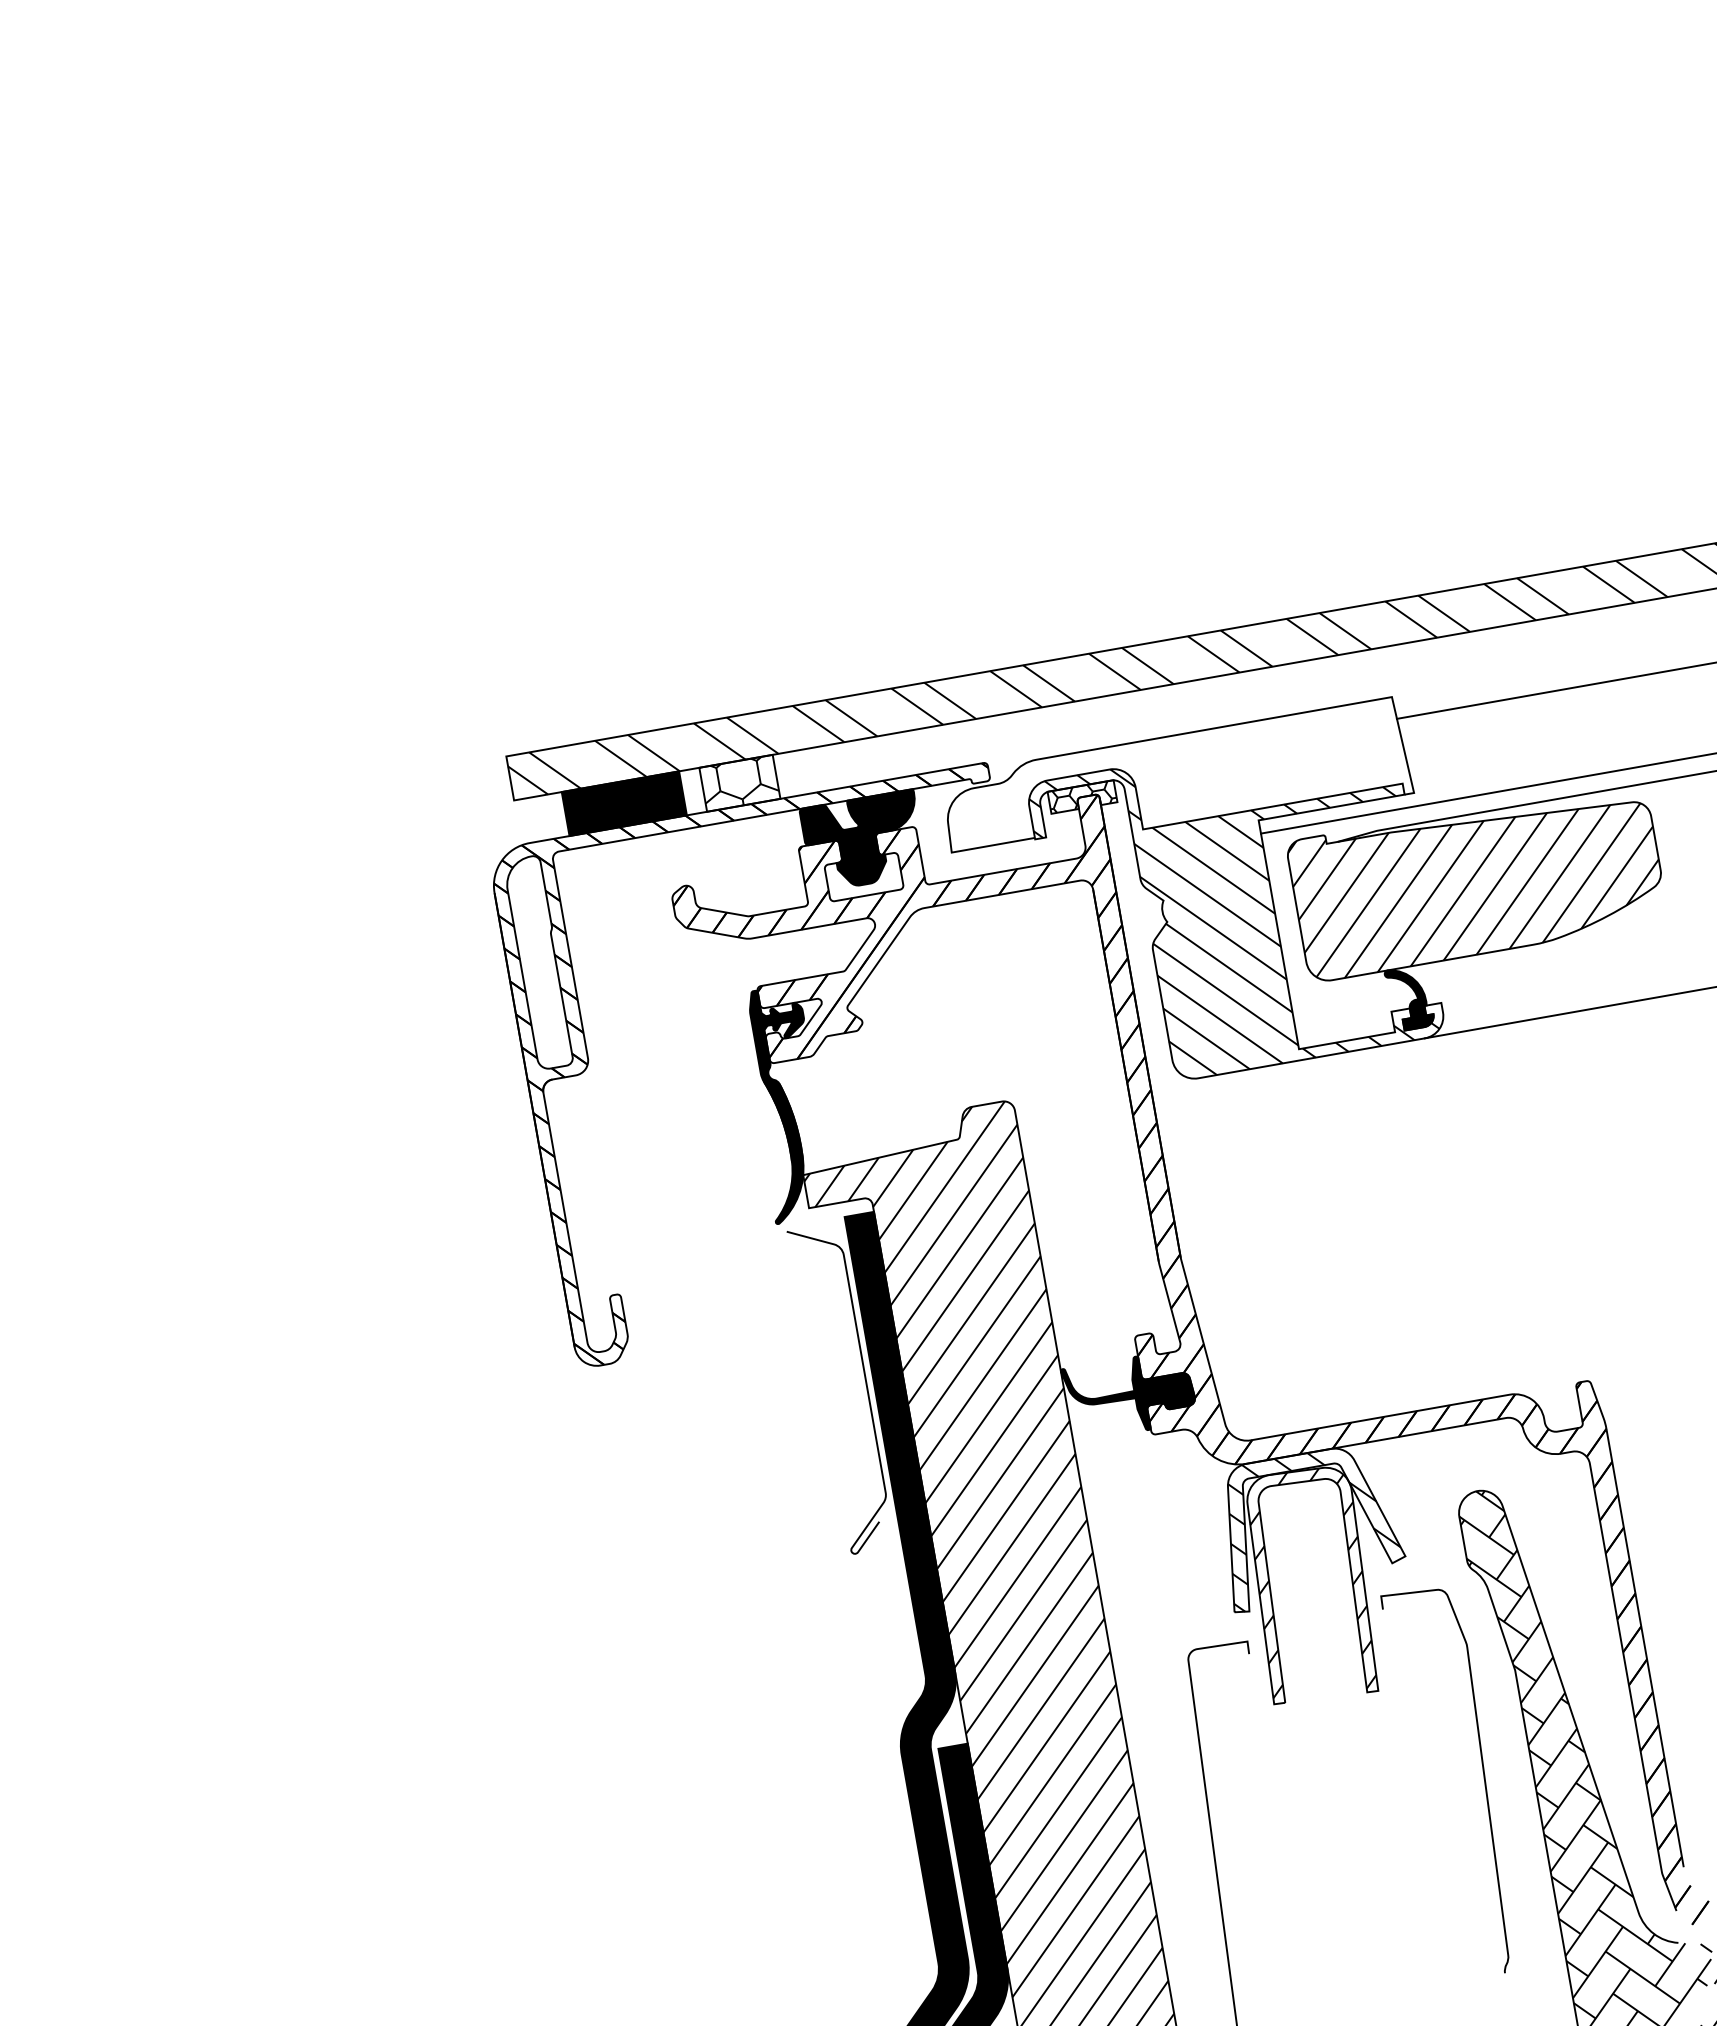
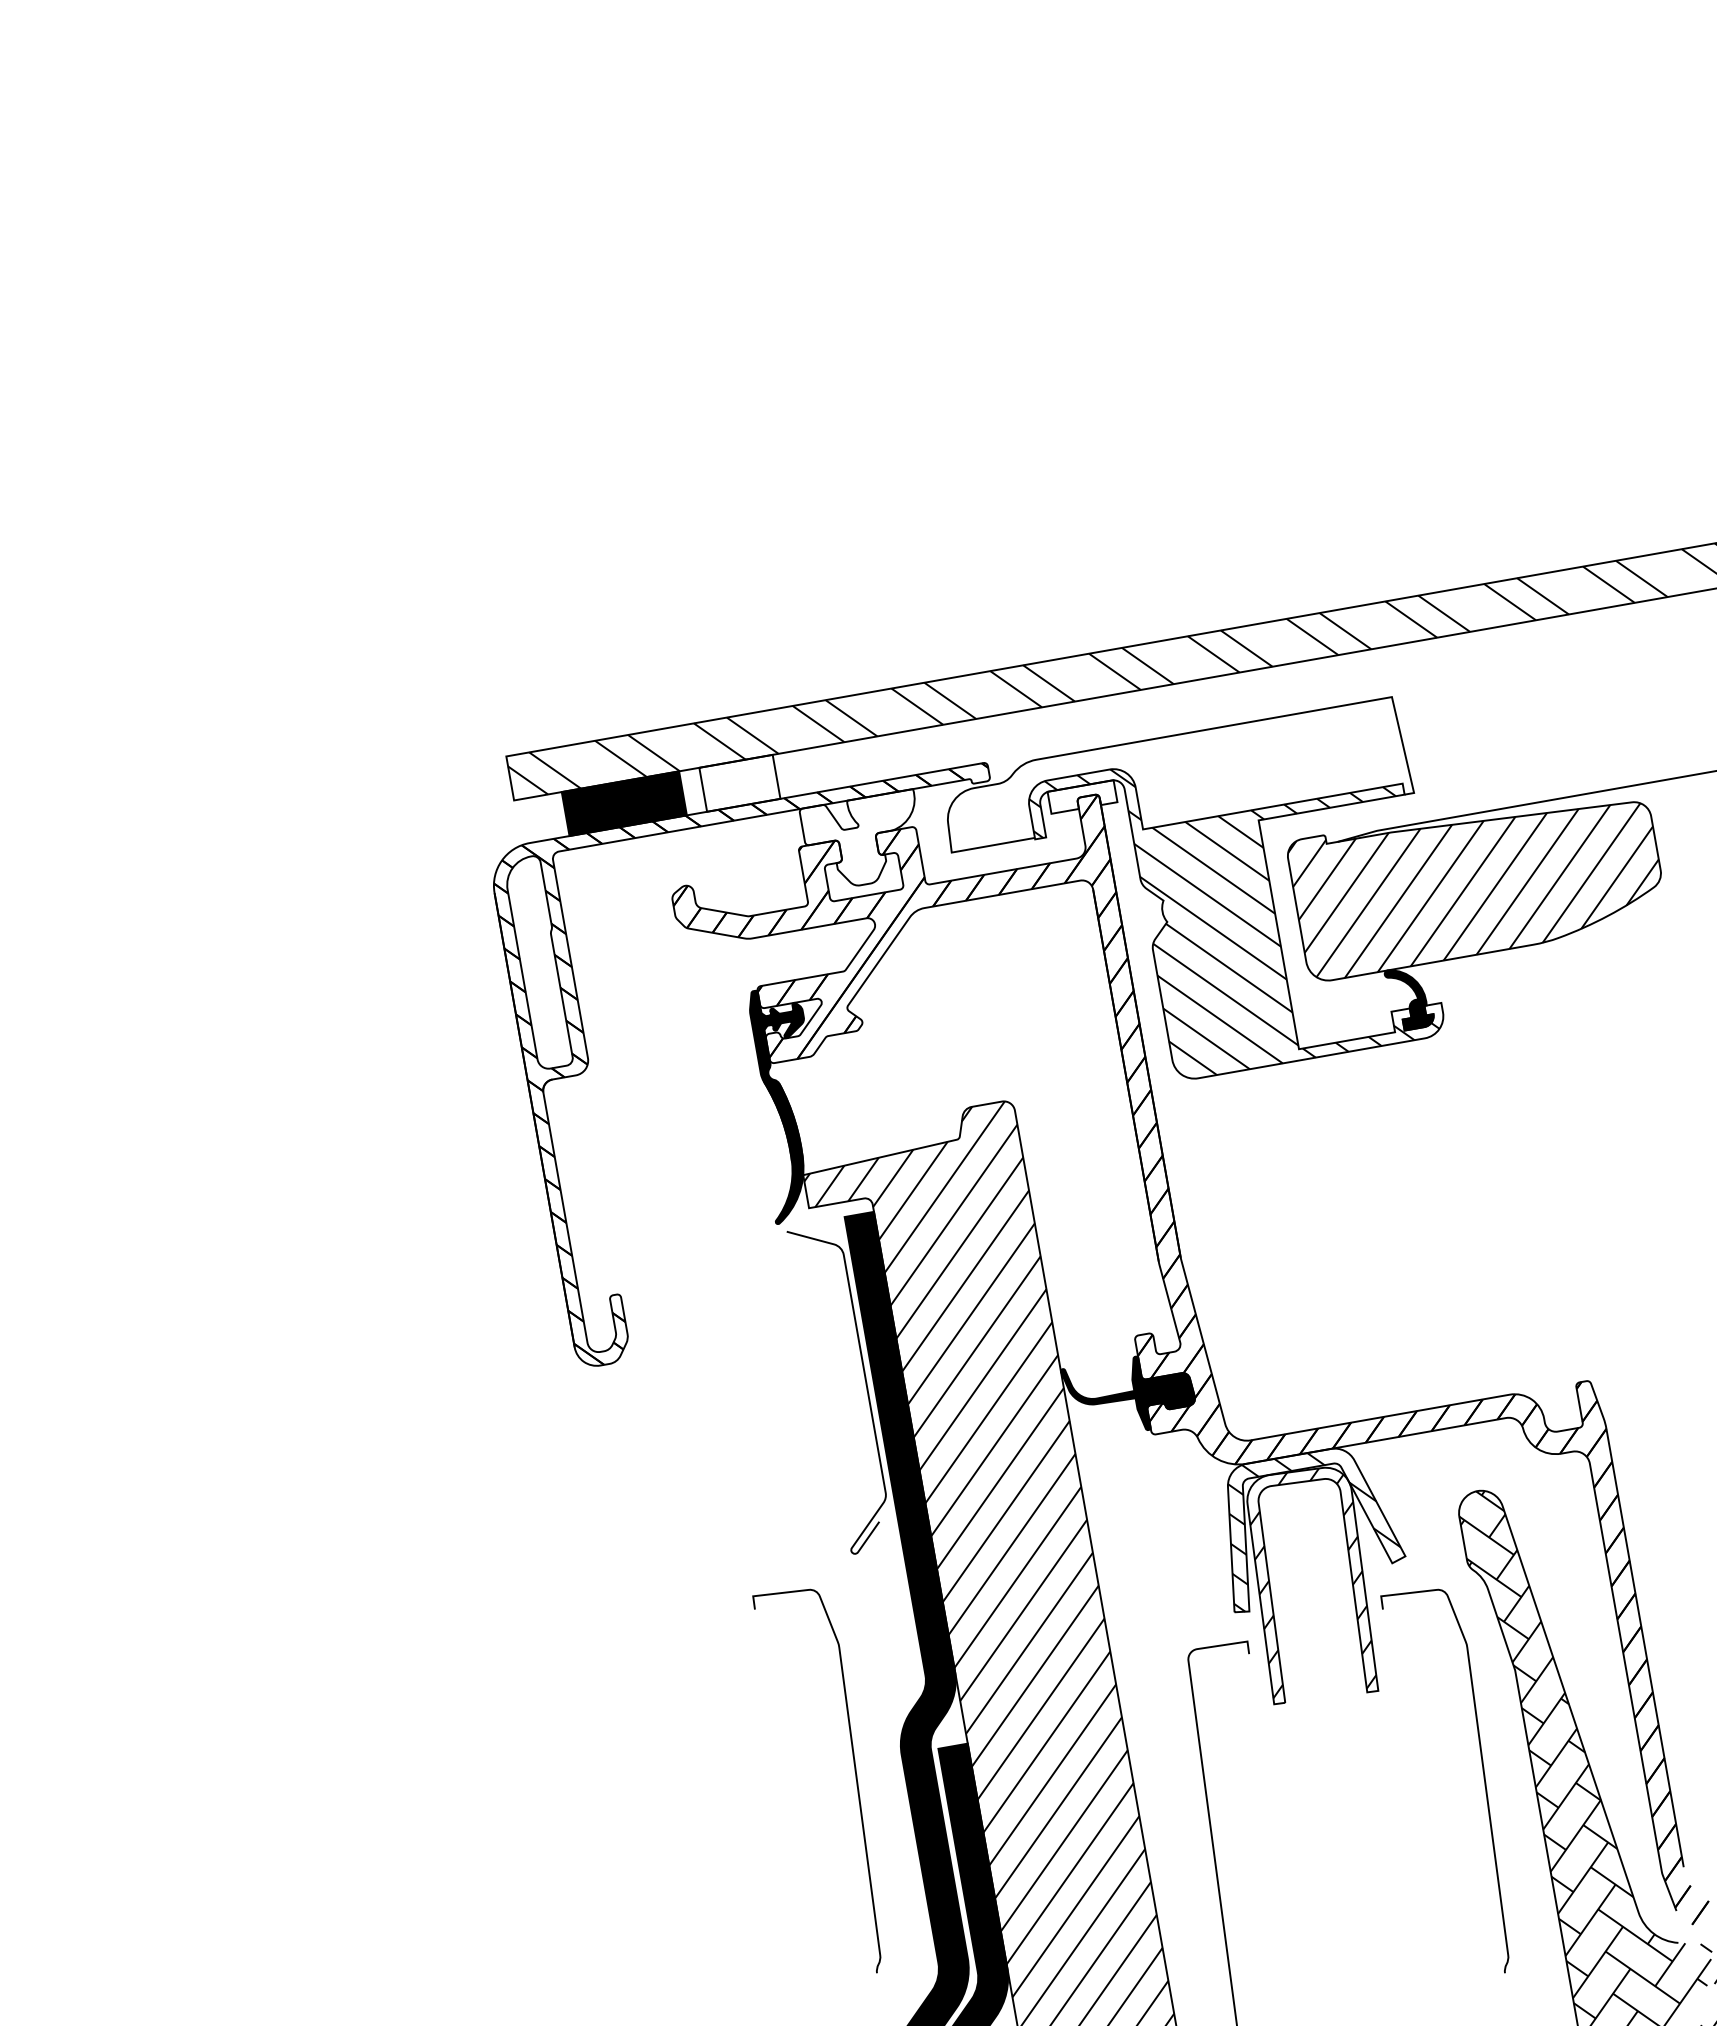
line: present -> none (1554, 690)
hatch: present -> none (742, 780)
line: present -> none (1487, 793)
hatch: present -> none (1083, 796)
fill: present -> none (856, 837)
line: present -> none (1568, 1012)
curve: none -> present (854, 1771)
